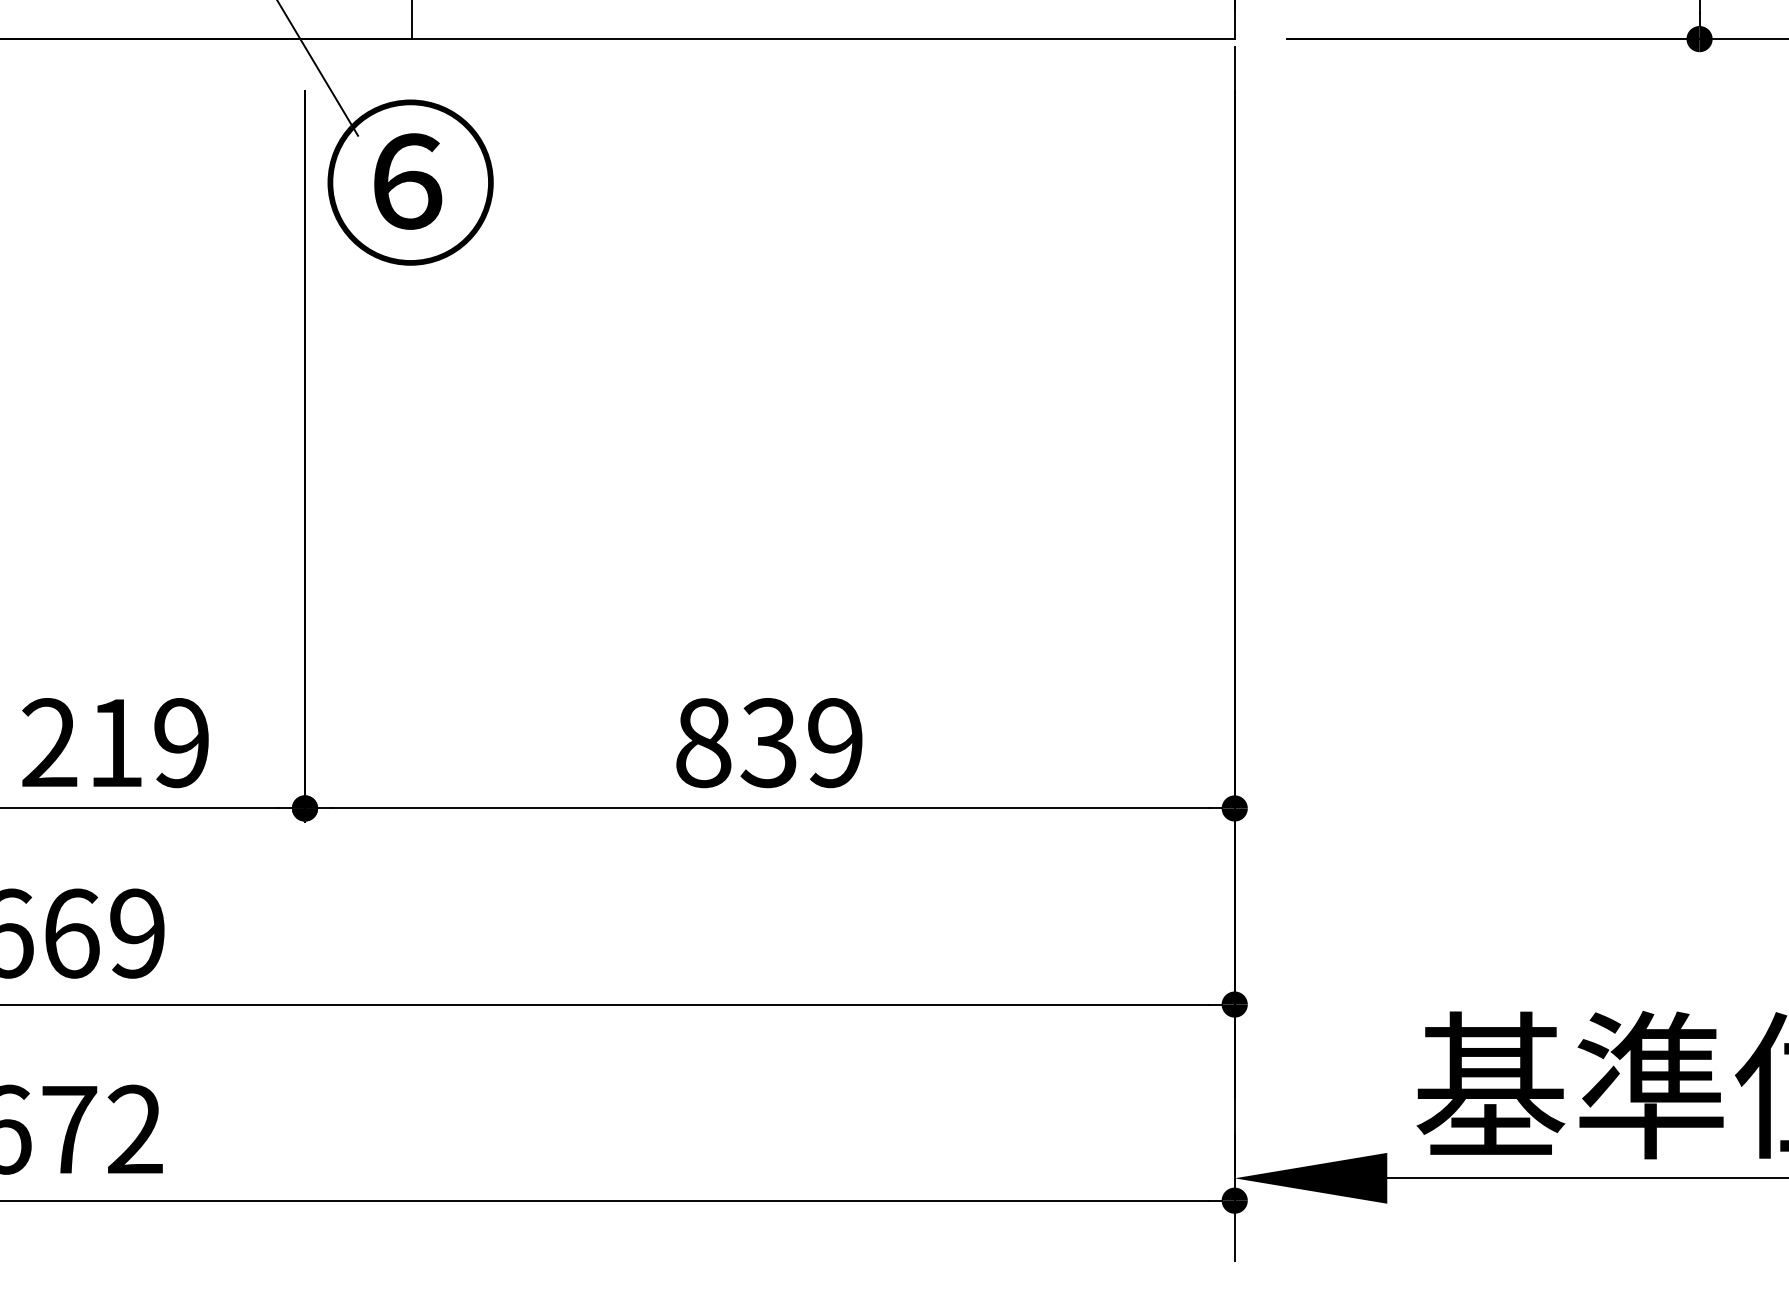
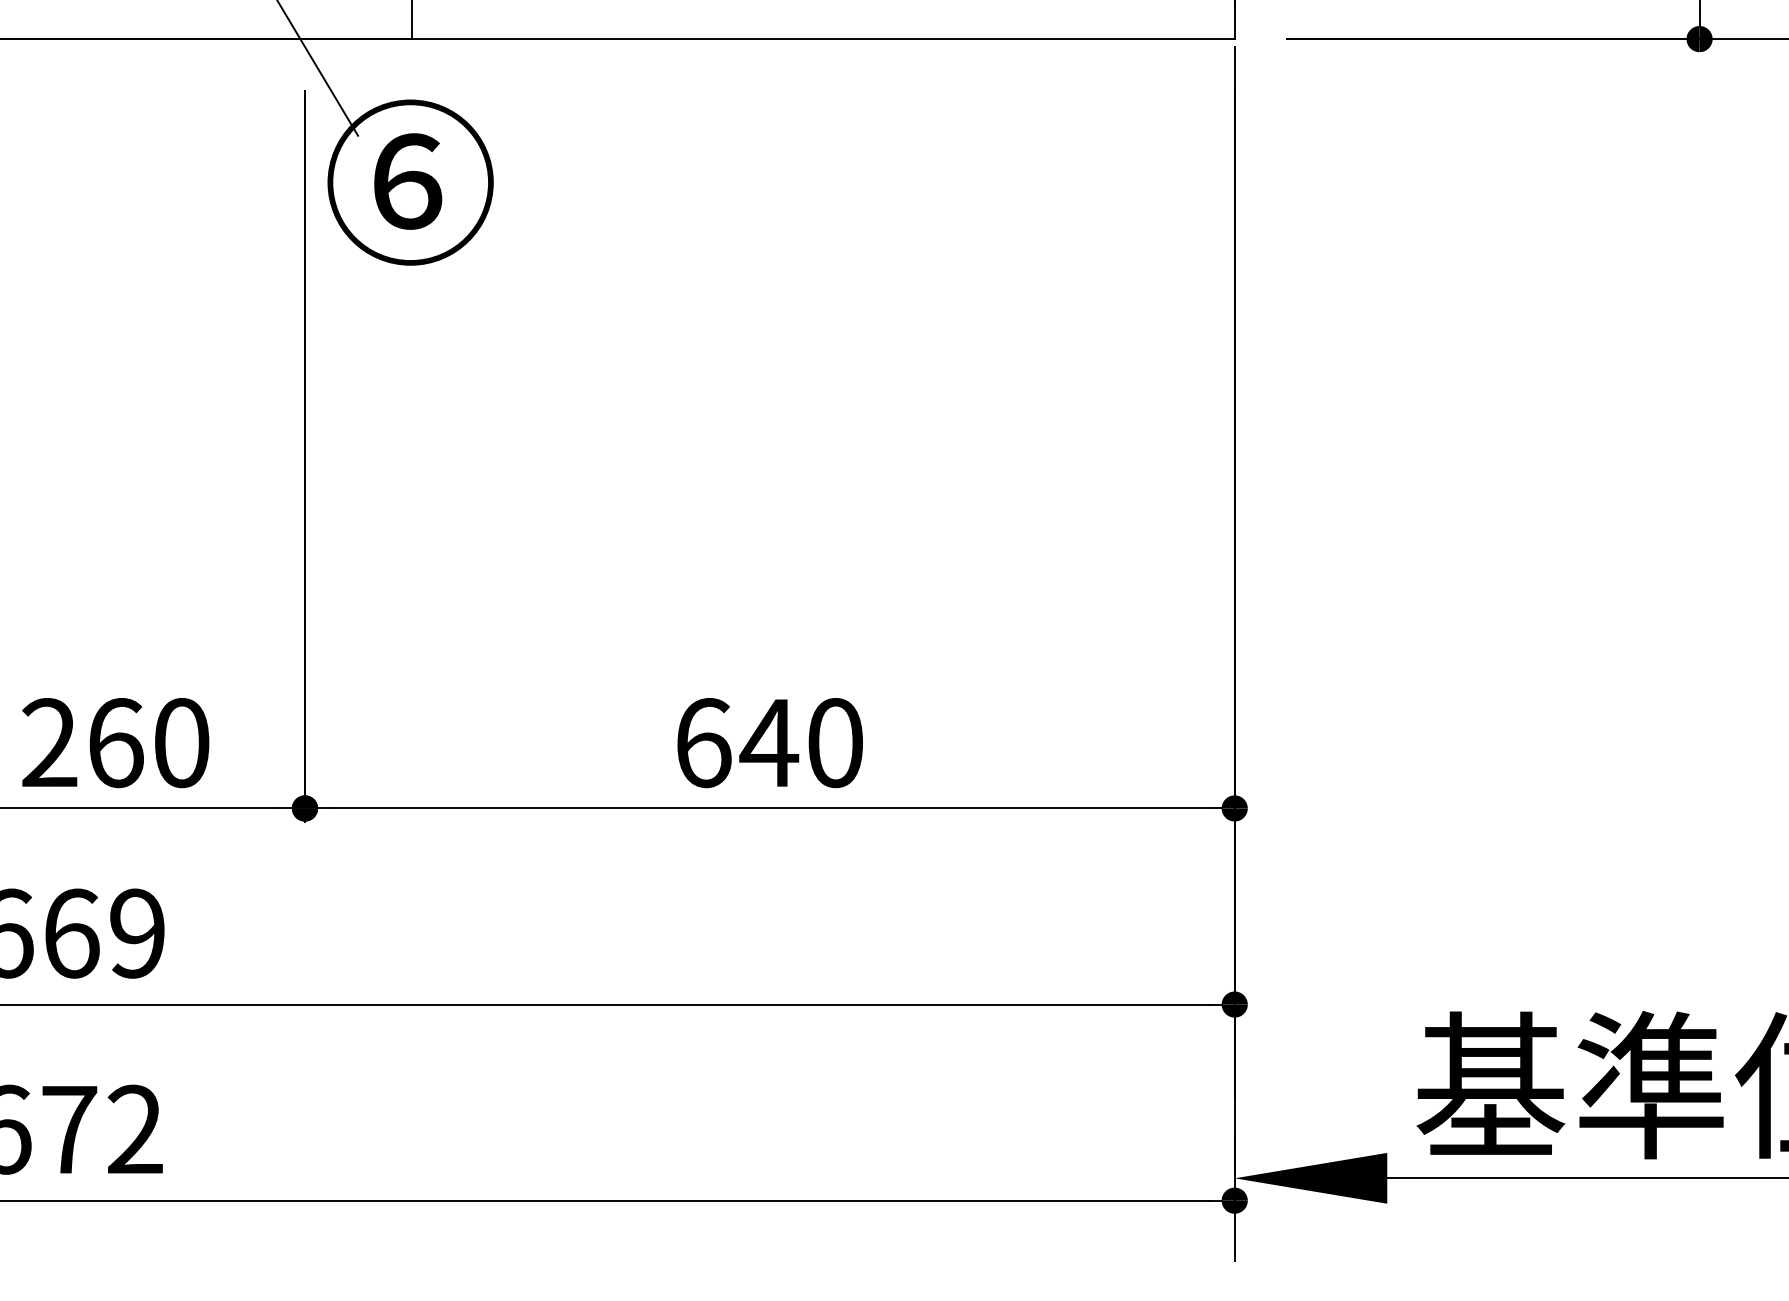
text: 219 -> 260 (149, 743)
text: 839 -> 640 (769, 743)
